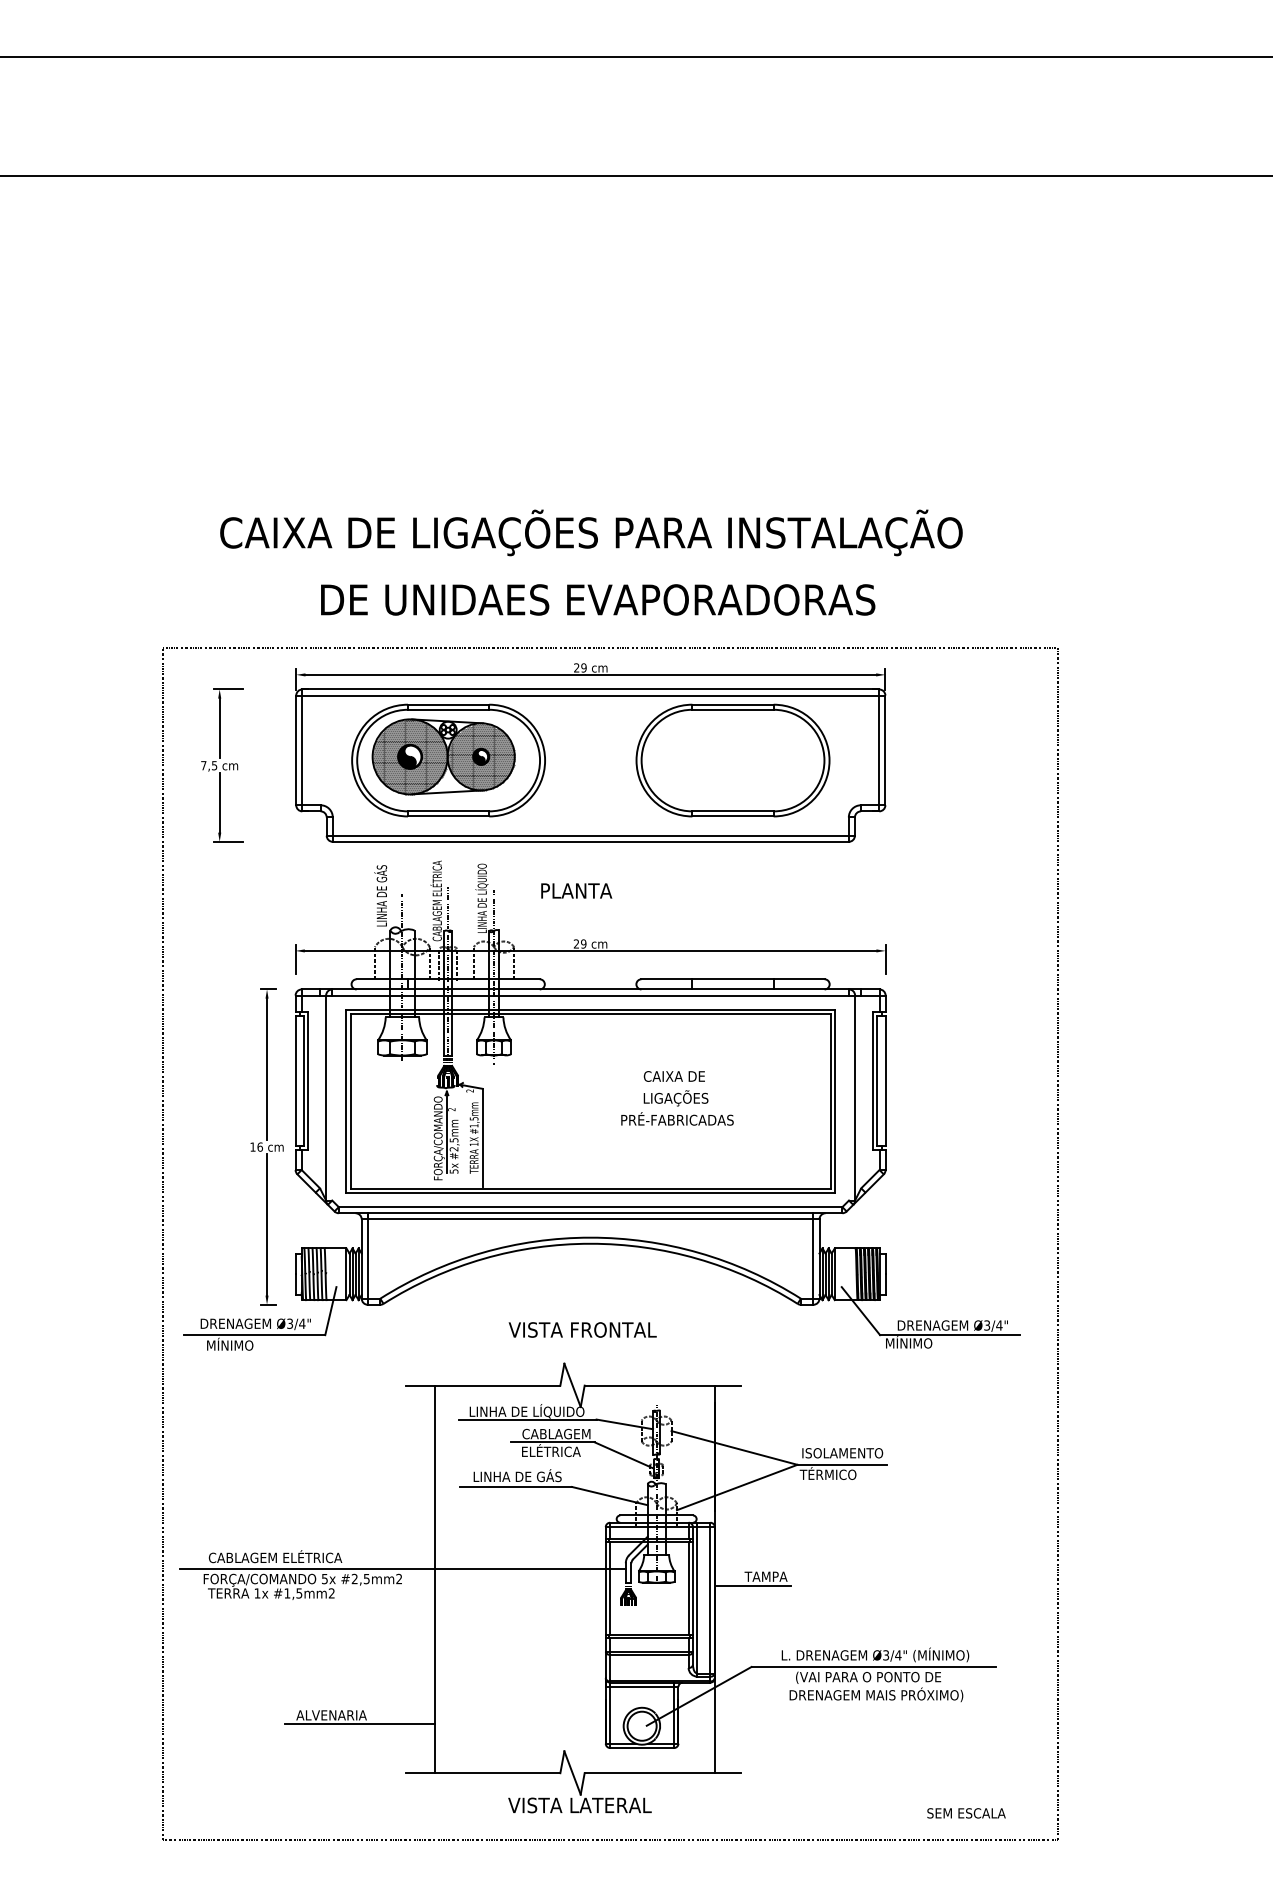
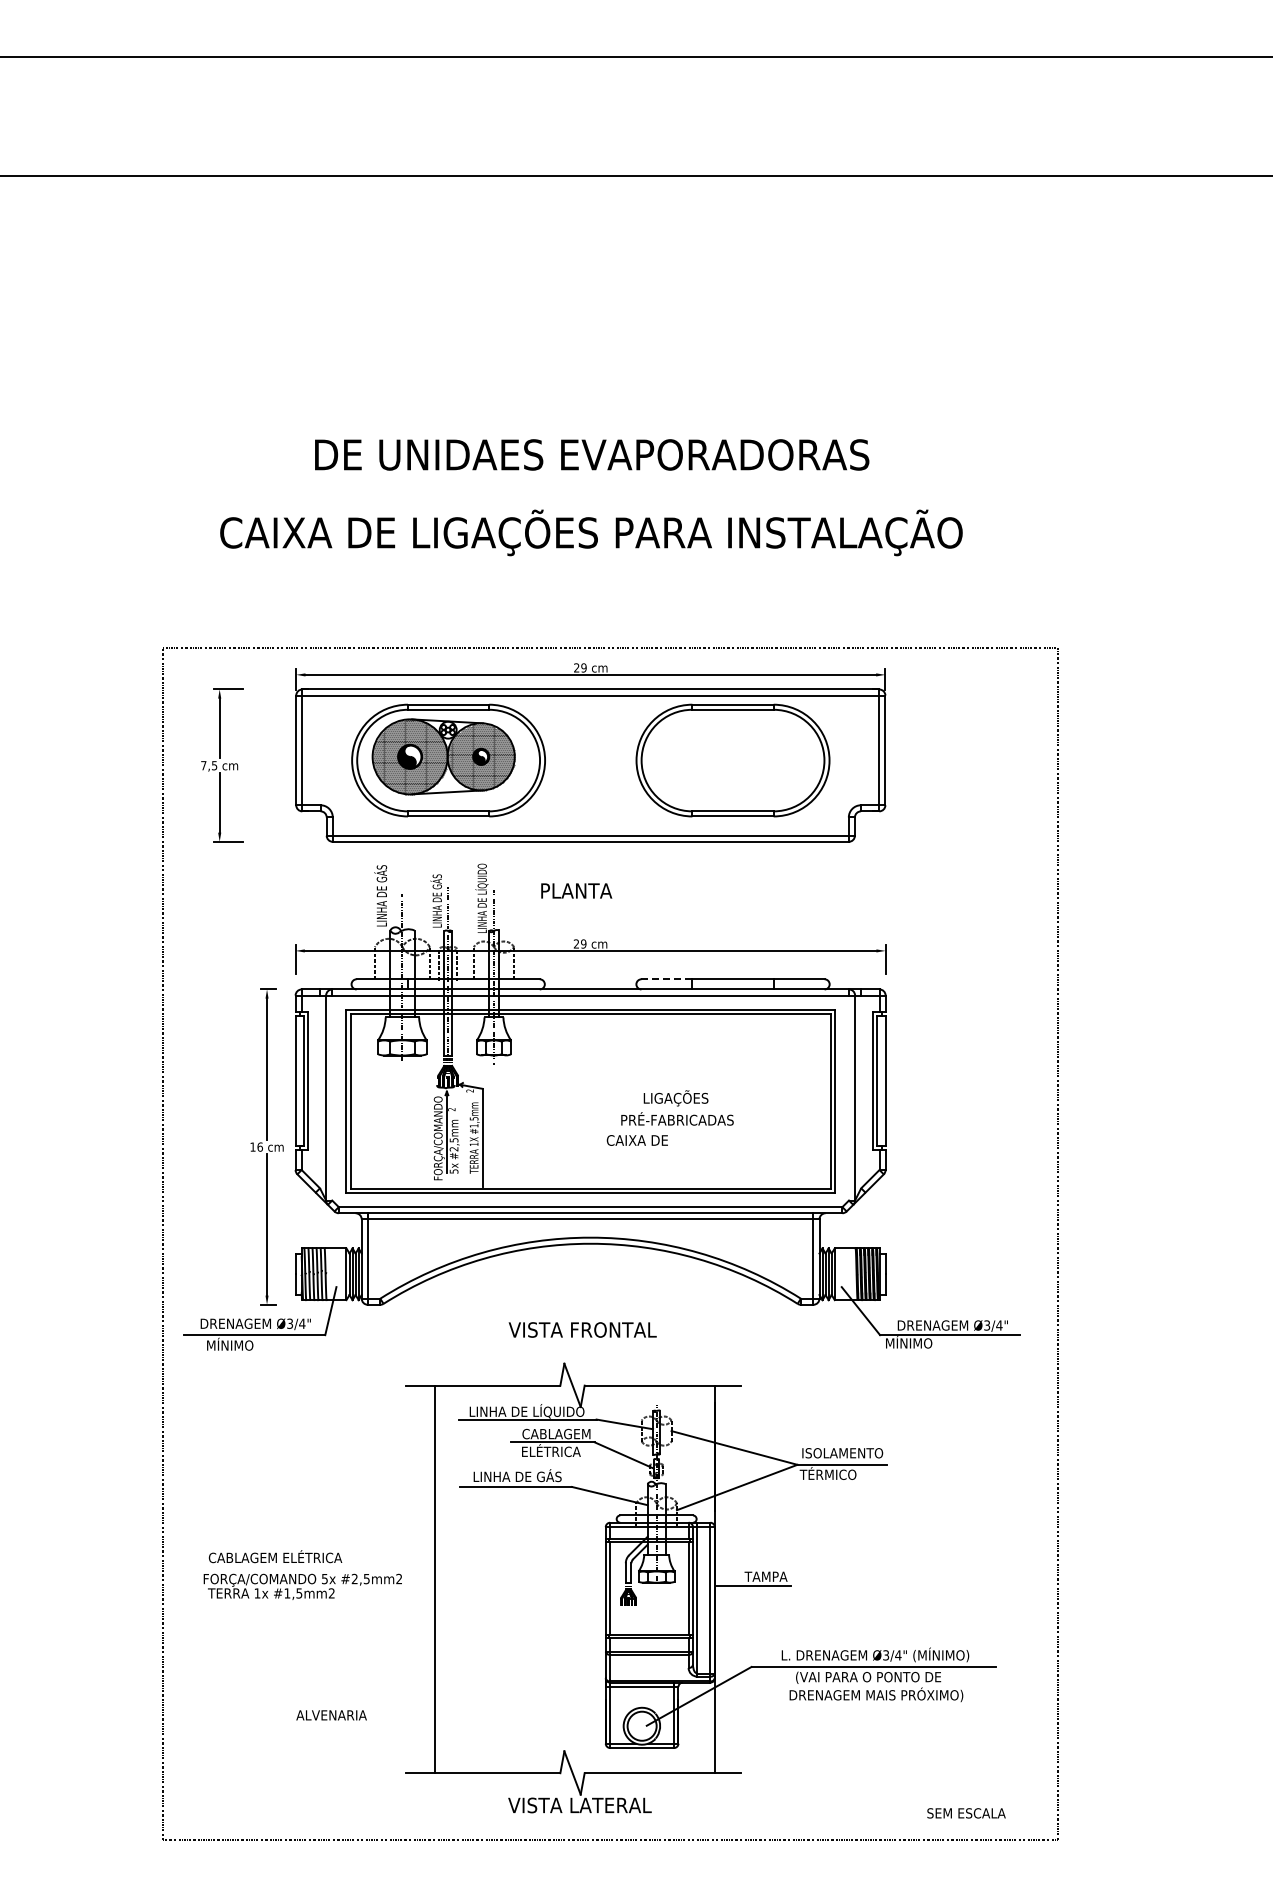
text position: (598, 599) -> (592, 454) (592, 454)
text: CABLAGEM ELÉTRICA -> LINHA DE GÁS (435, 900)
line: solid -> dashed (667, 979)
text position: (673, 1076) -> (636, 1140) (636, 1140)
line: present -> none (402, 1569)
line: present -> none (359, 1724)
